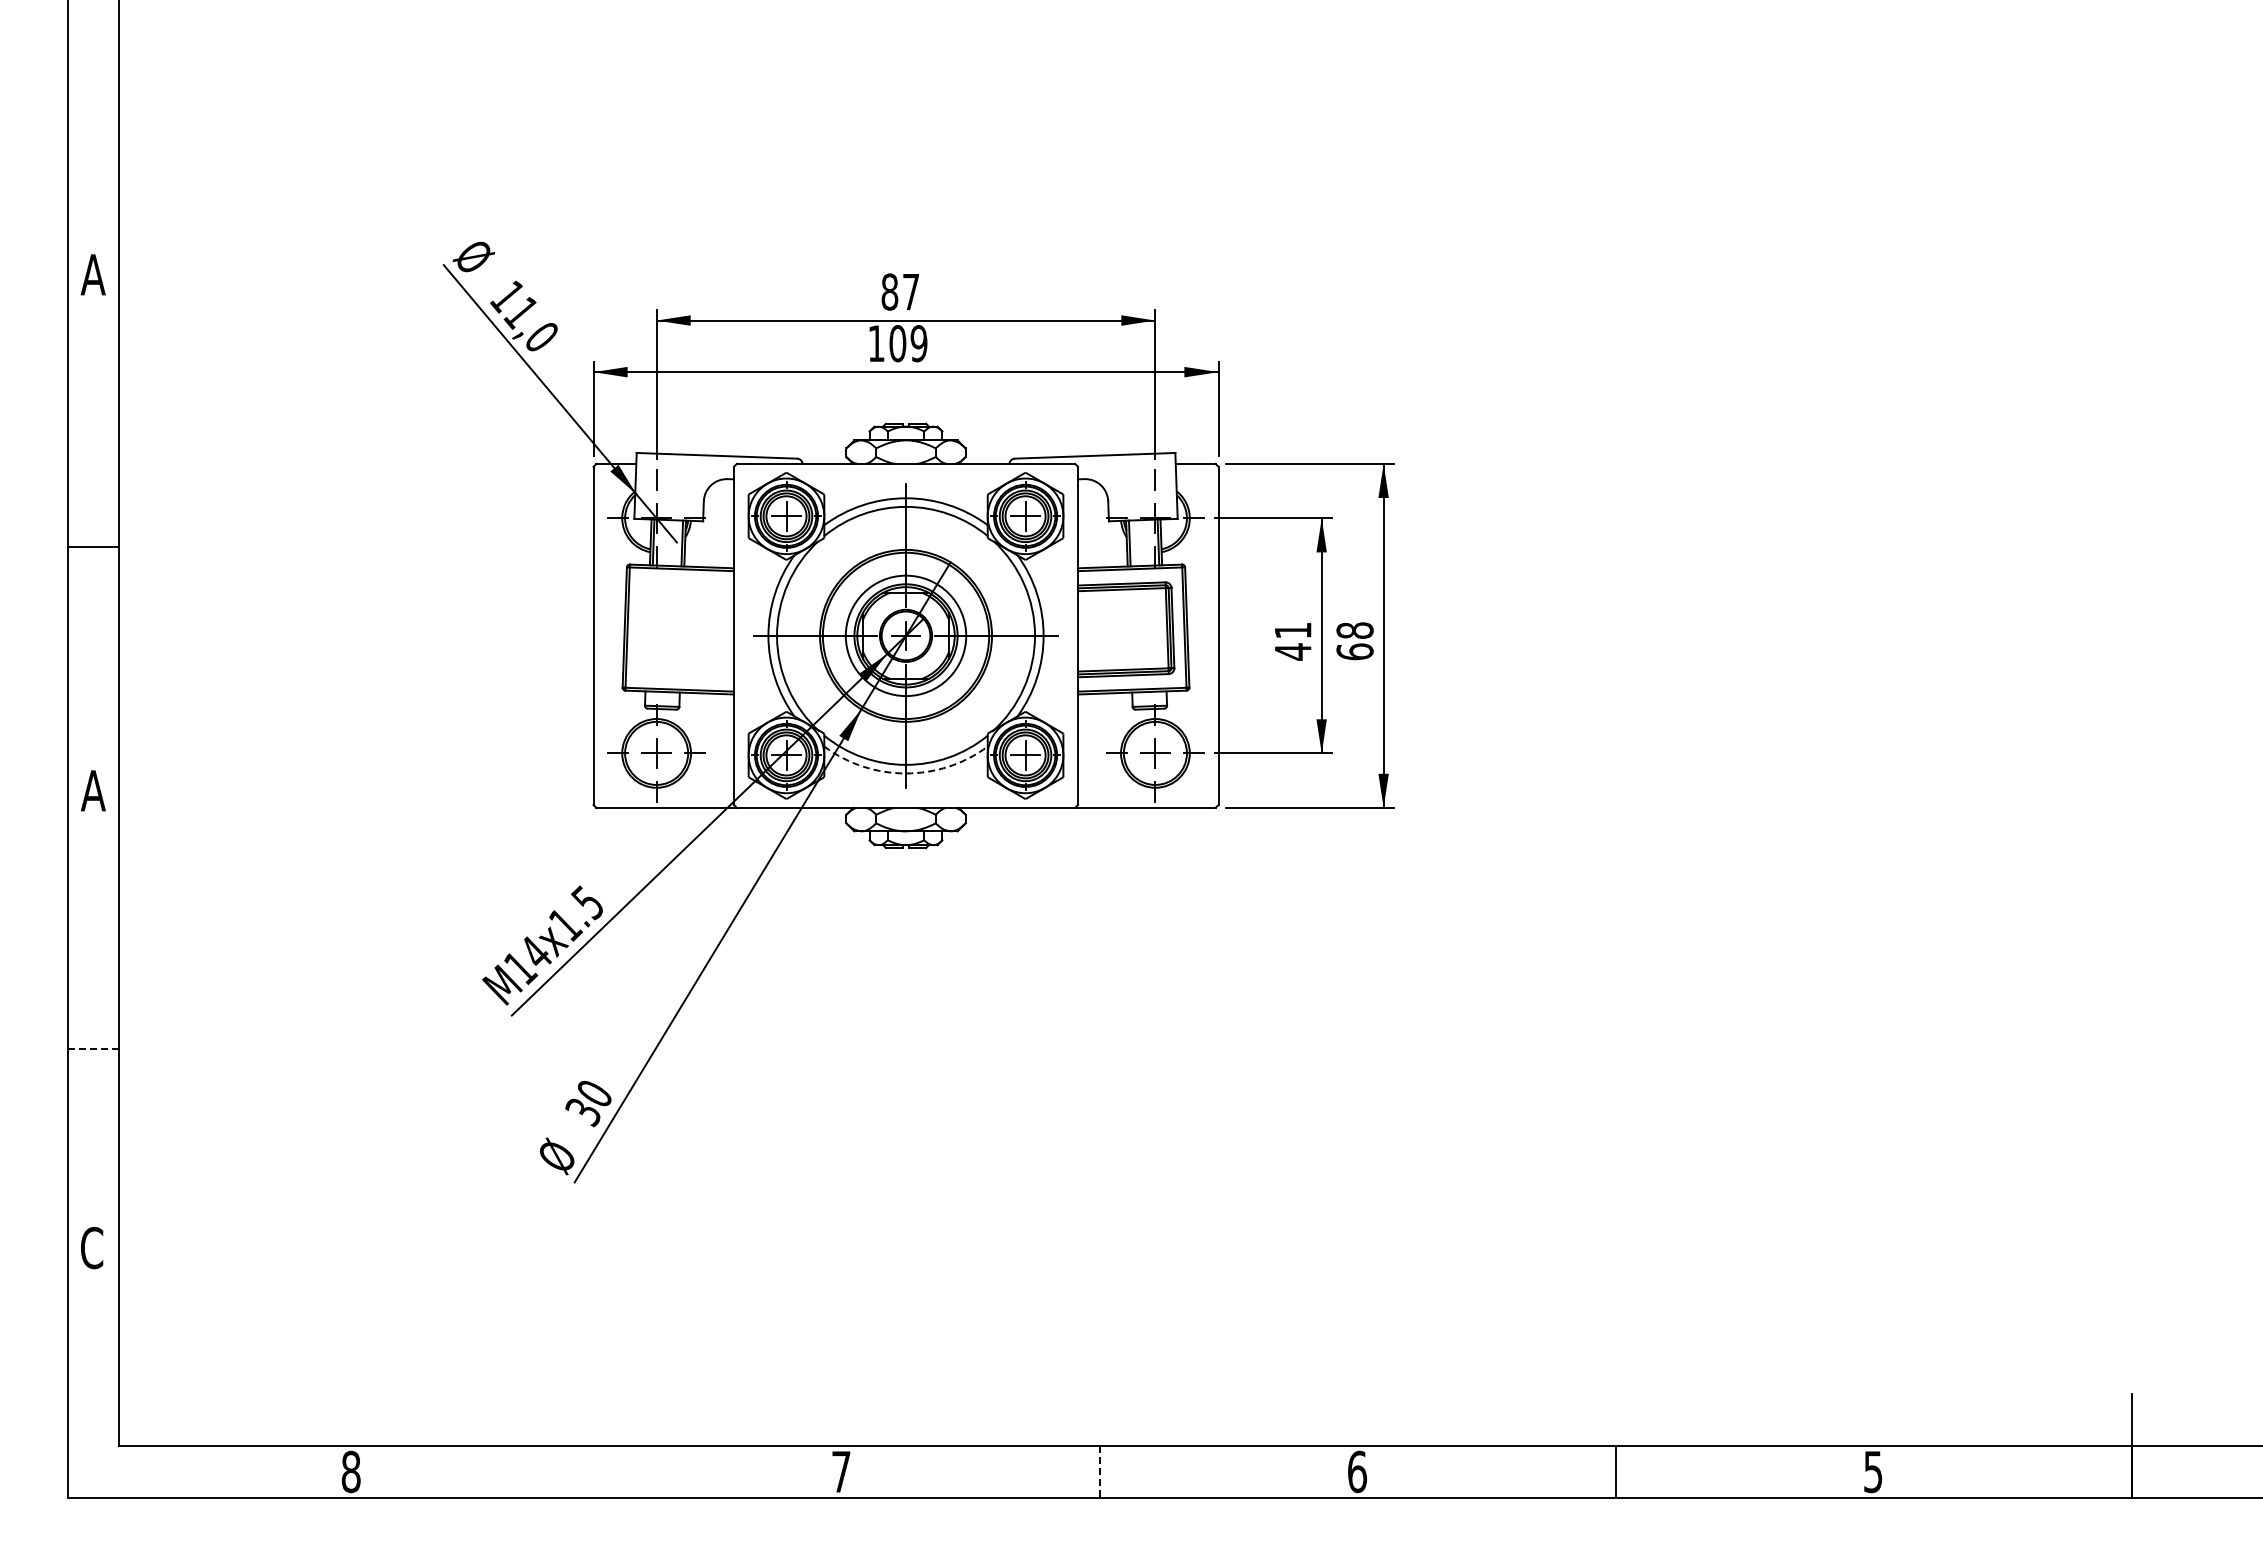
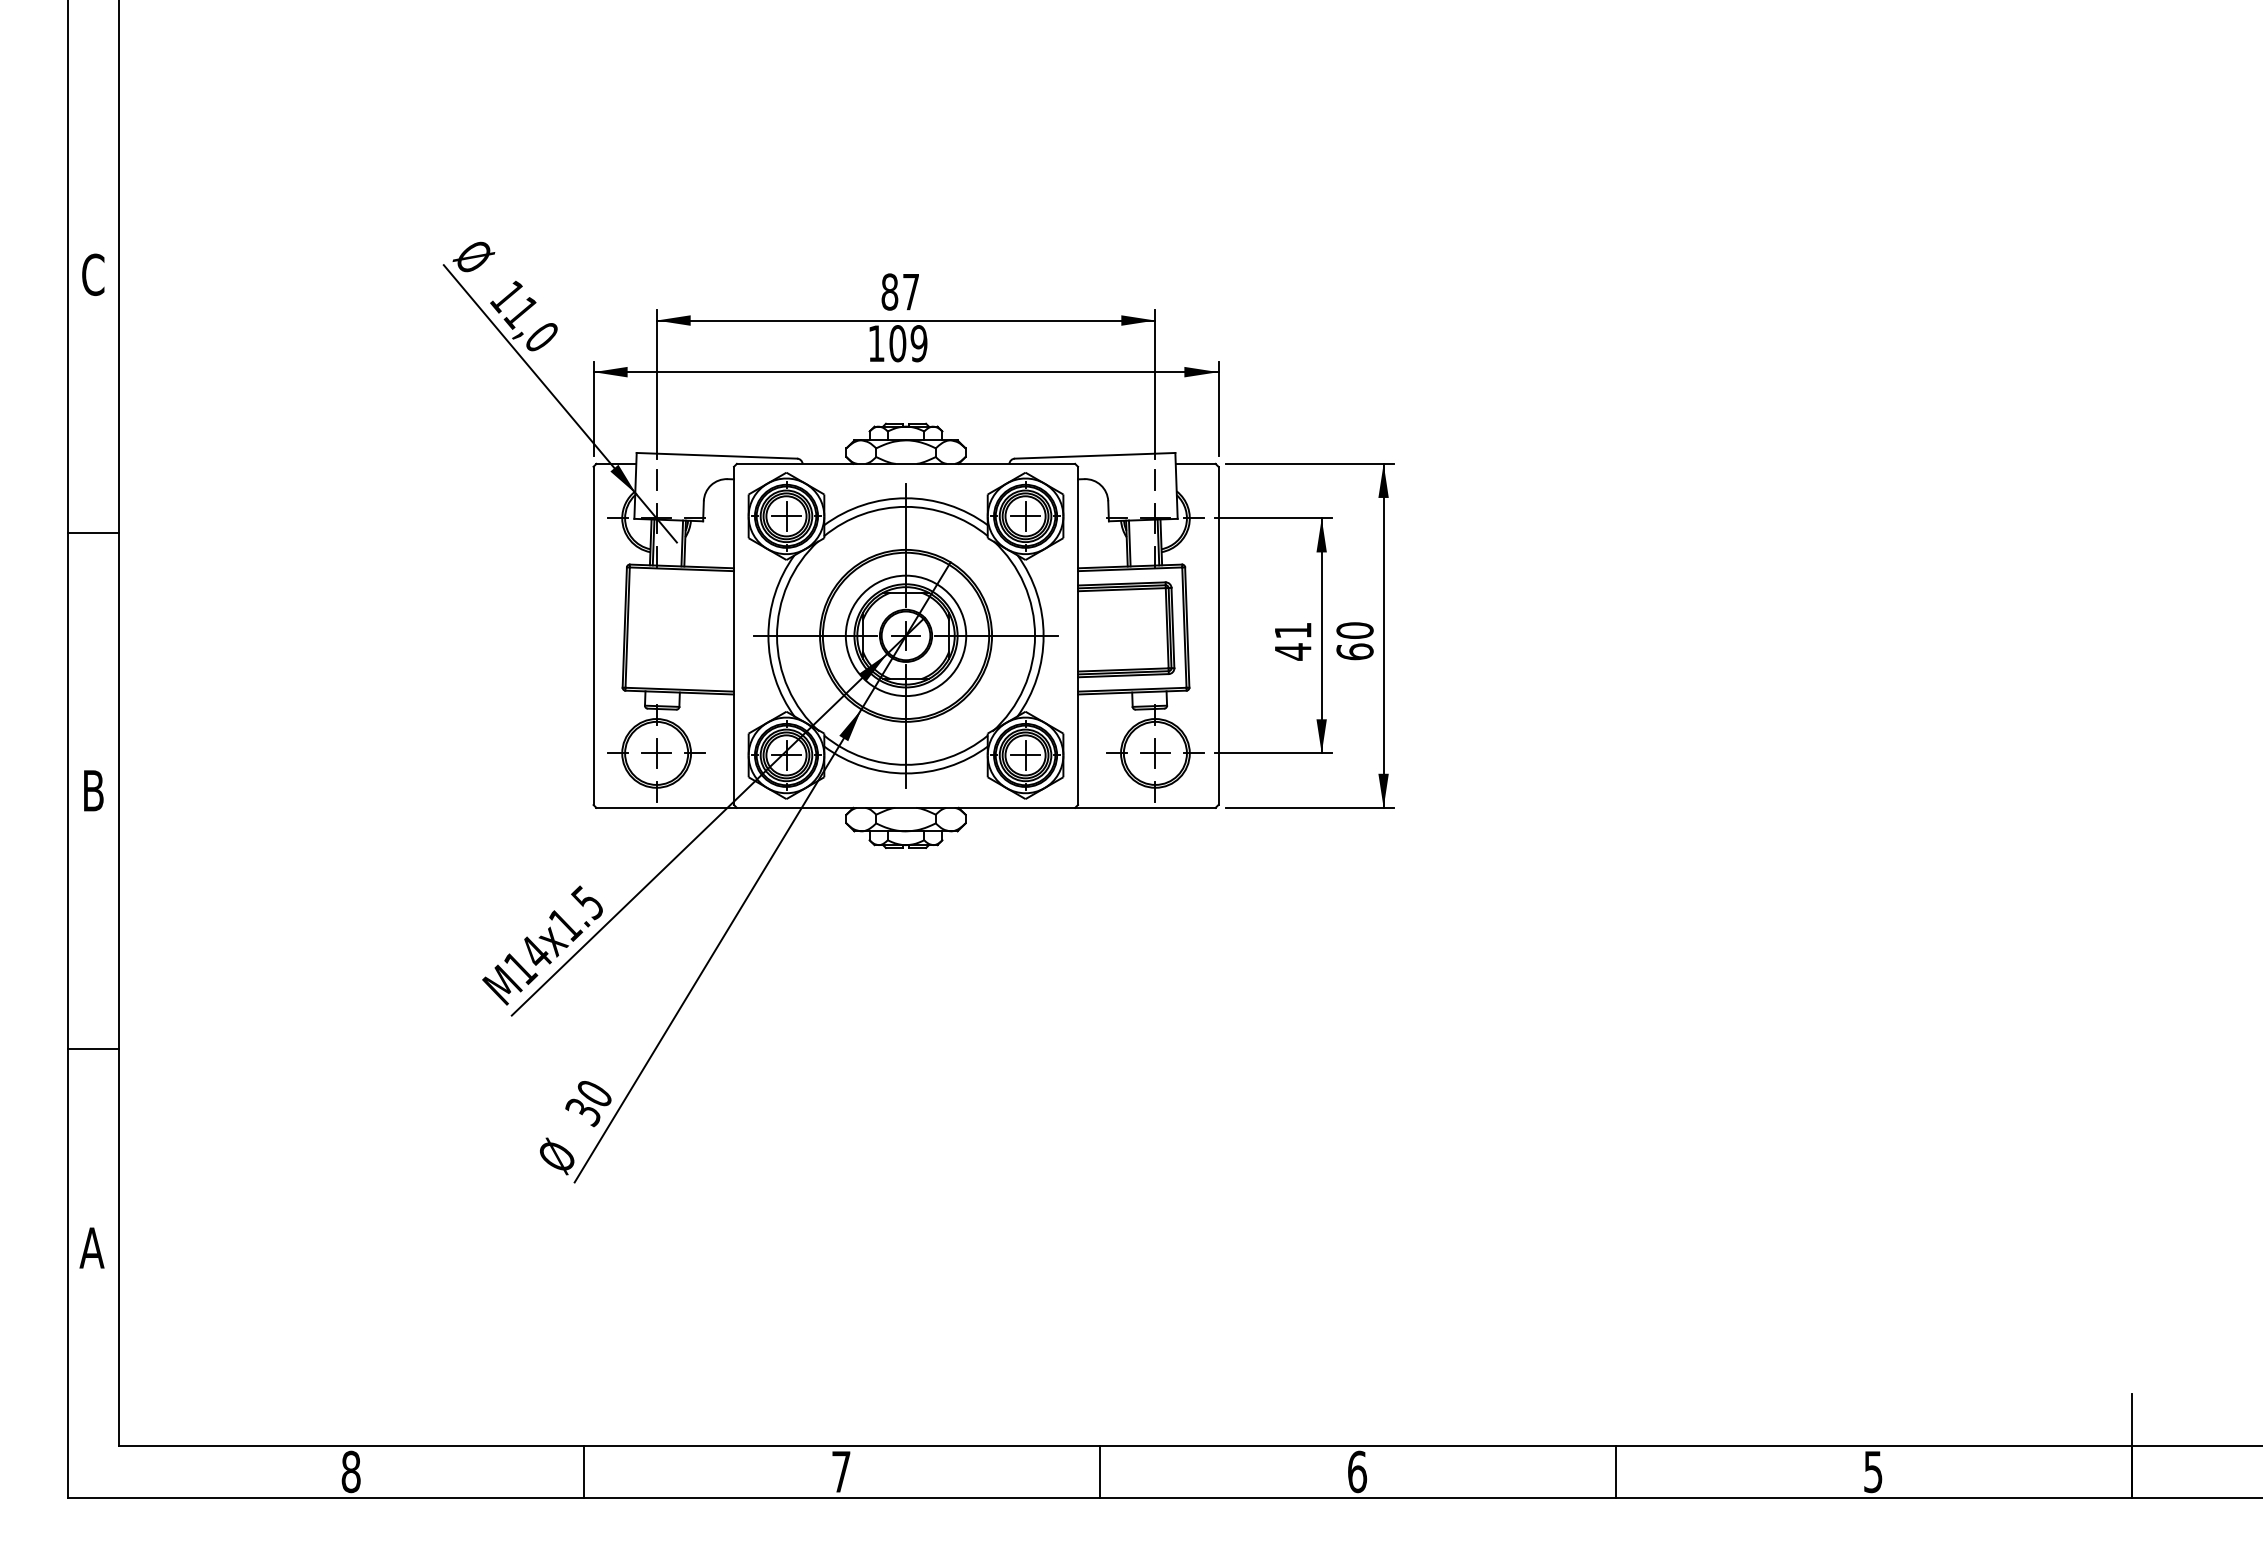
text: A -> C (92, 274)
line position: (93, 546) -> (93, 532) (93, 532)
text: 68 -> 60 (1354, 630)
arc: dashed -> solid (906, 773)
text: A -> B (93, 790)
line: dashed -> solid (93, 1048)
text: C -> A (91, 1247)
line: none -> present (583, 1471)
line: dashed -> solid (1099, 1471)
